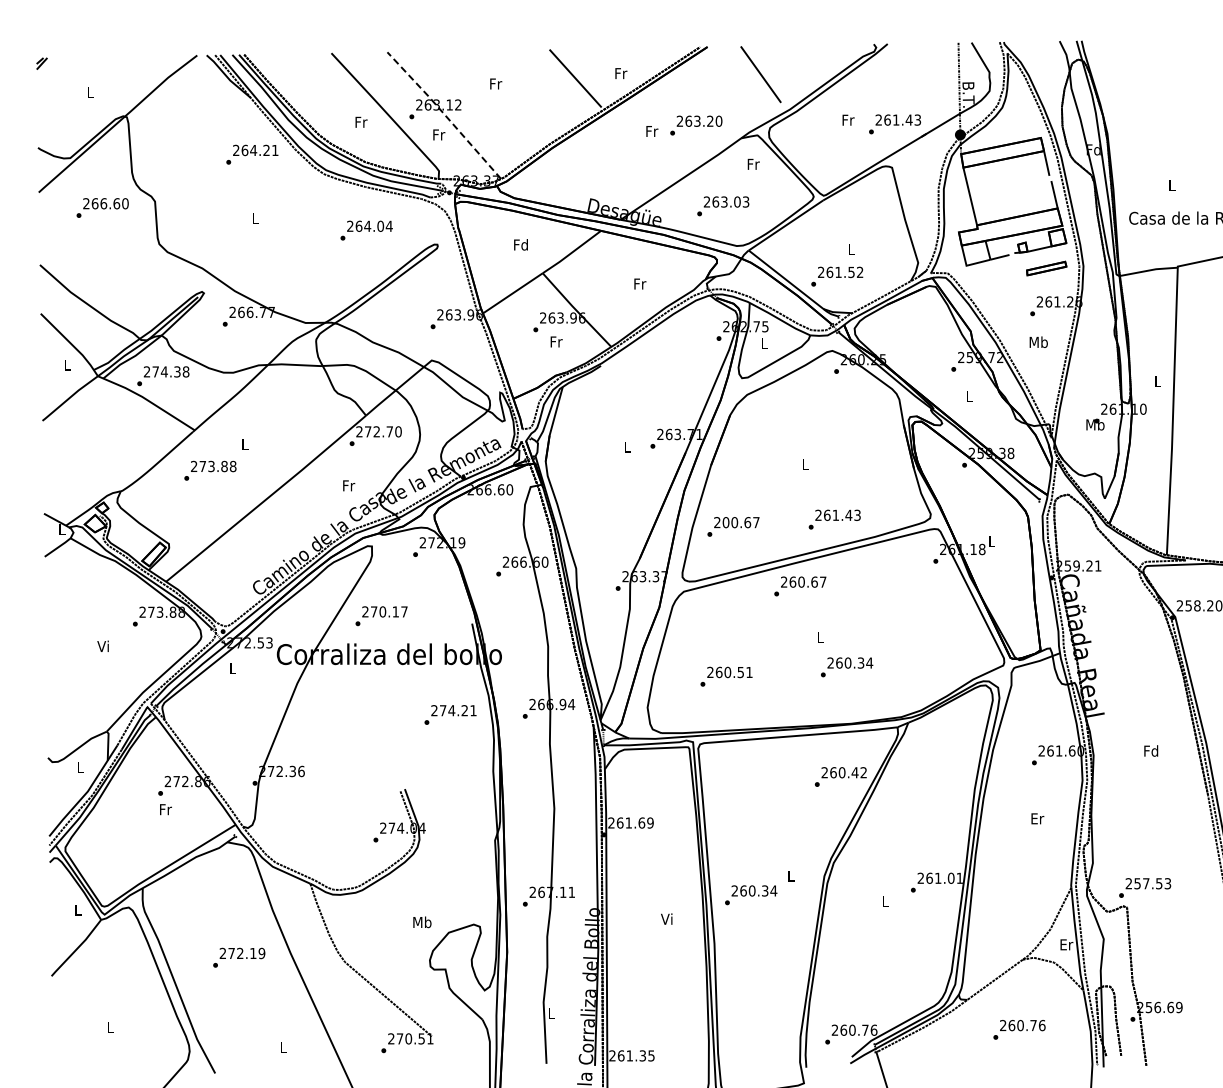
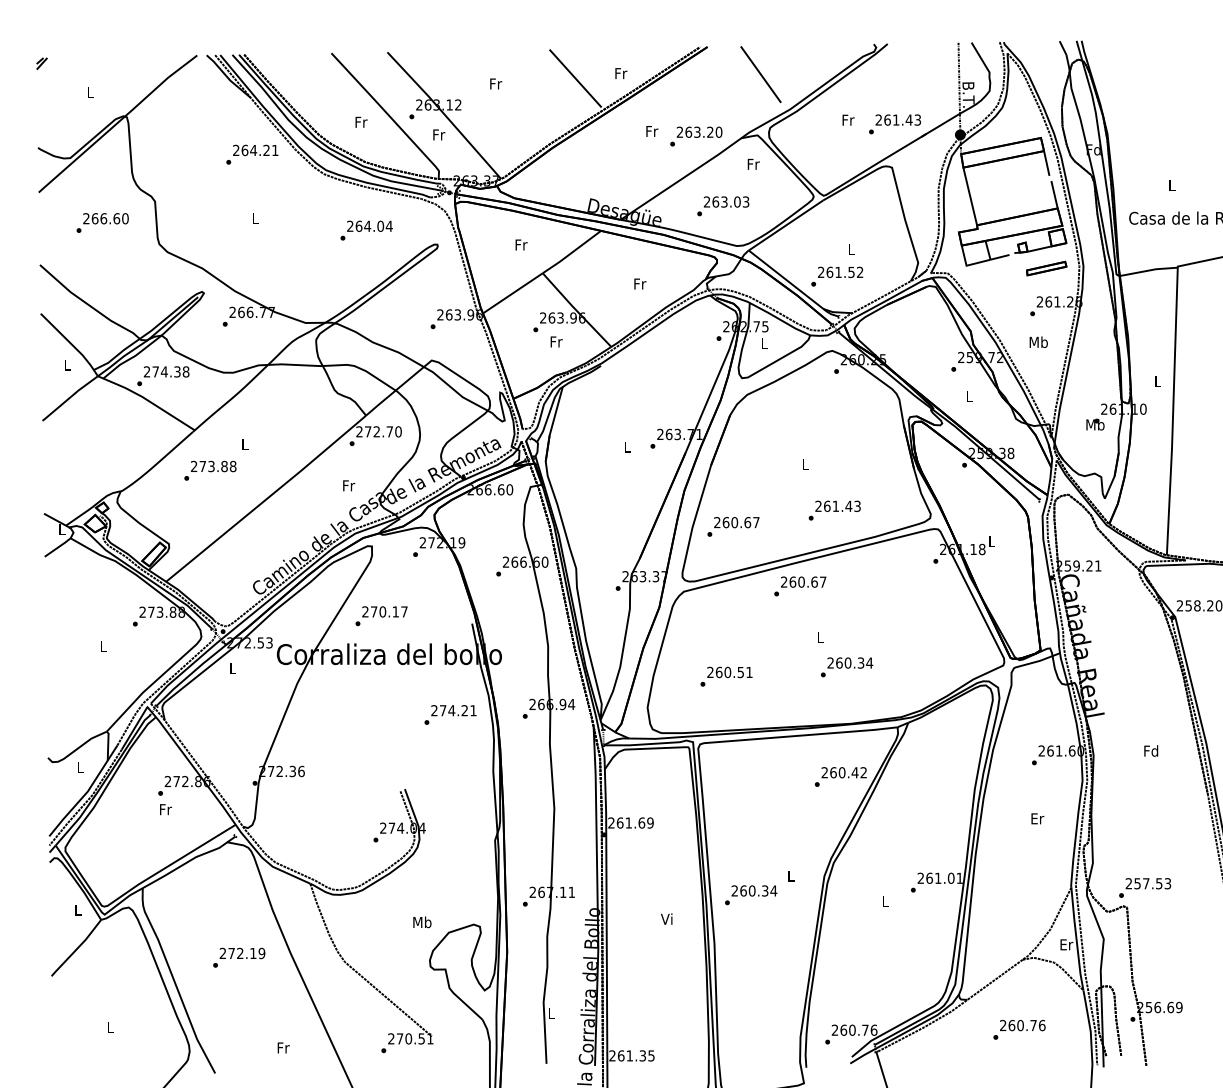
line: dashed -> solid (444, 114)
text position: (696, 125) -> (696, 136) (696, 136)
text position: (102, 207) -> (102, 222) (102, 222)
text: Fd -> Fr (520, 244)
text position: (834, 519) -> (834, 510) (834, 510)
text: 200.67 -> 260.67 (726, 522)
text: Vi -> L (102, 645)
text: L -> Fr (283, 1047)
